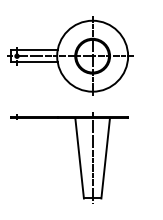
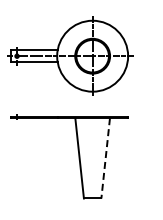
line: present -> none (92, 157)
line: solid -> dashed (105, 158)
